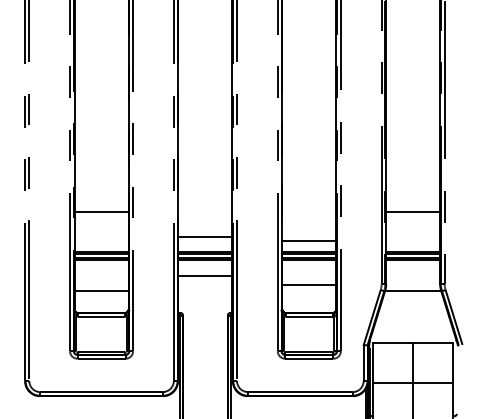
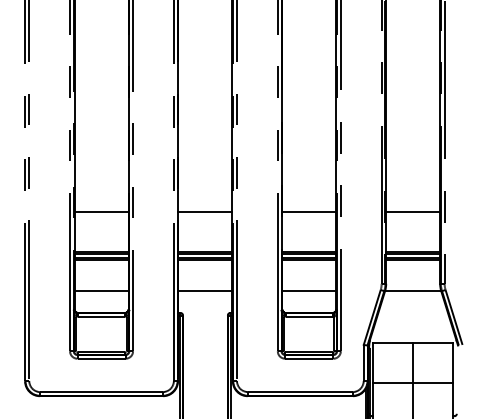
line position: (205, 237) -> (205, 212) (205, 212)
line position: (309, 241) -> (309, 212) (309, 212)
line position: (205, 275) -> (205, 290) (205, 290)
line position: (309, 284) -> (309, 290) (309, 290)
